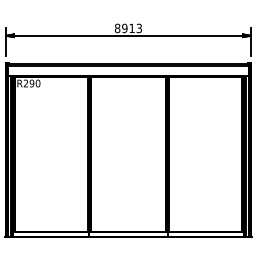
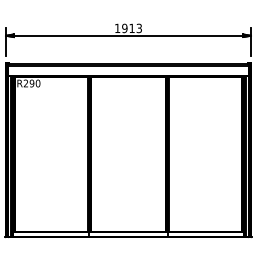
text: 8913 -> 1913 (117, 28)
